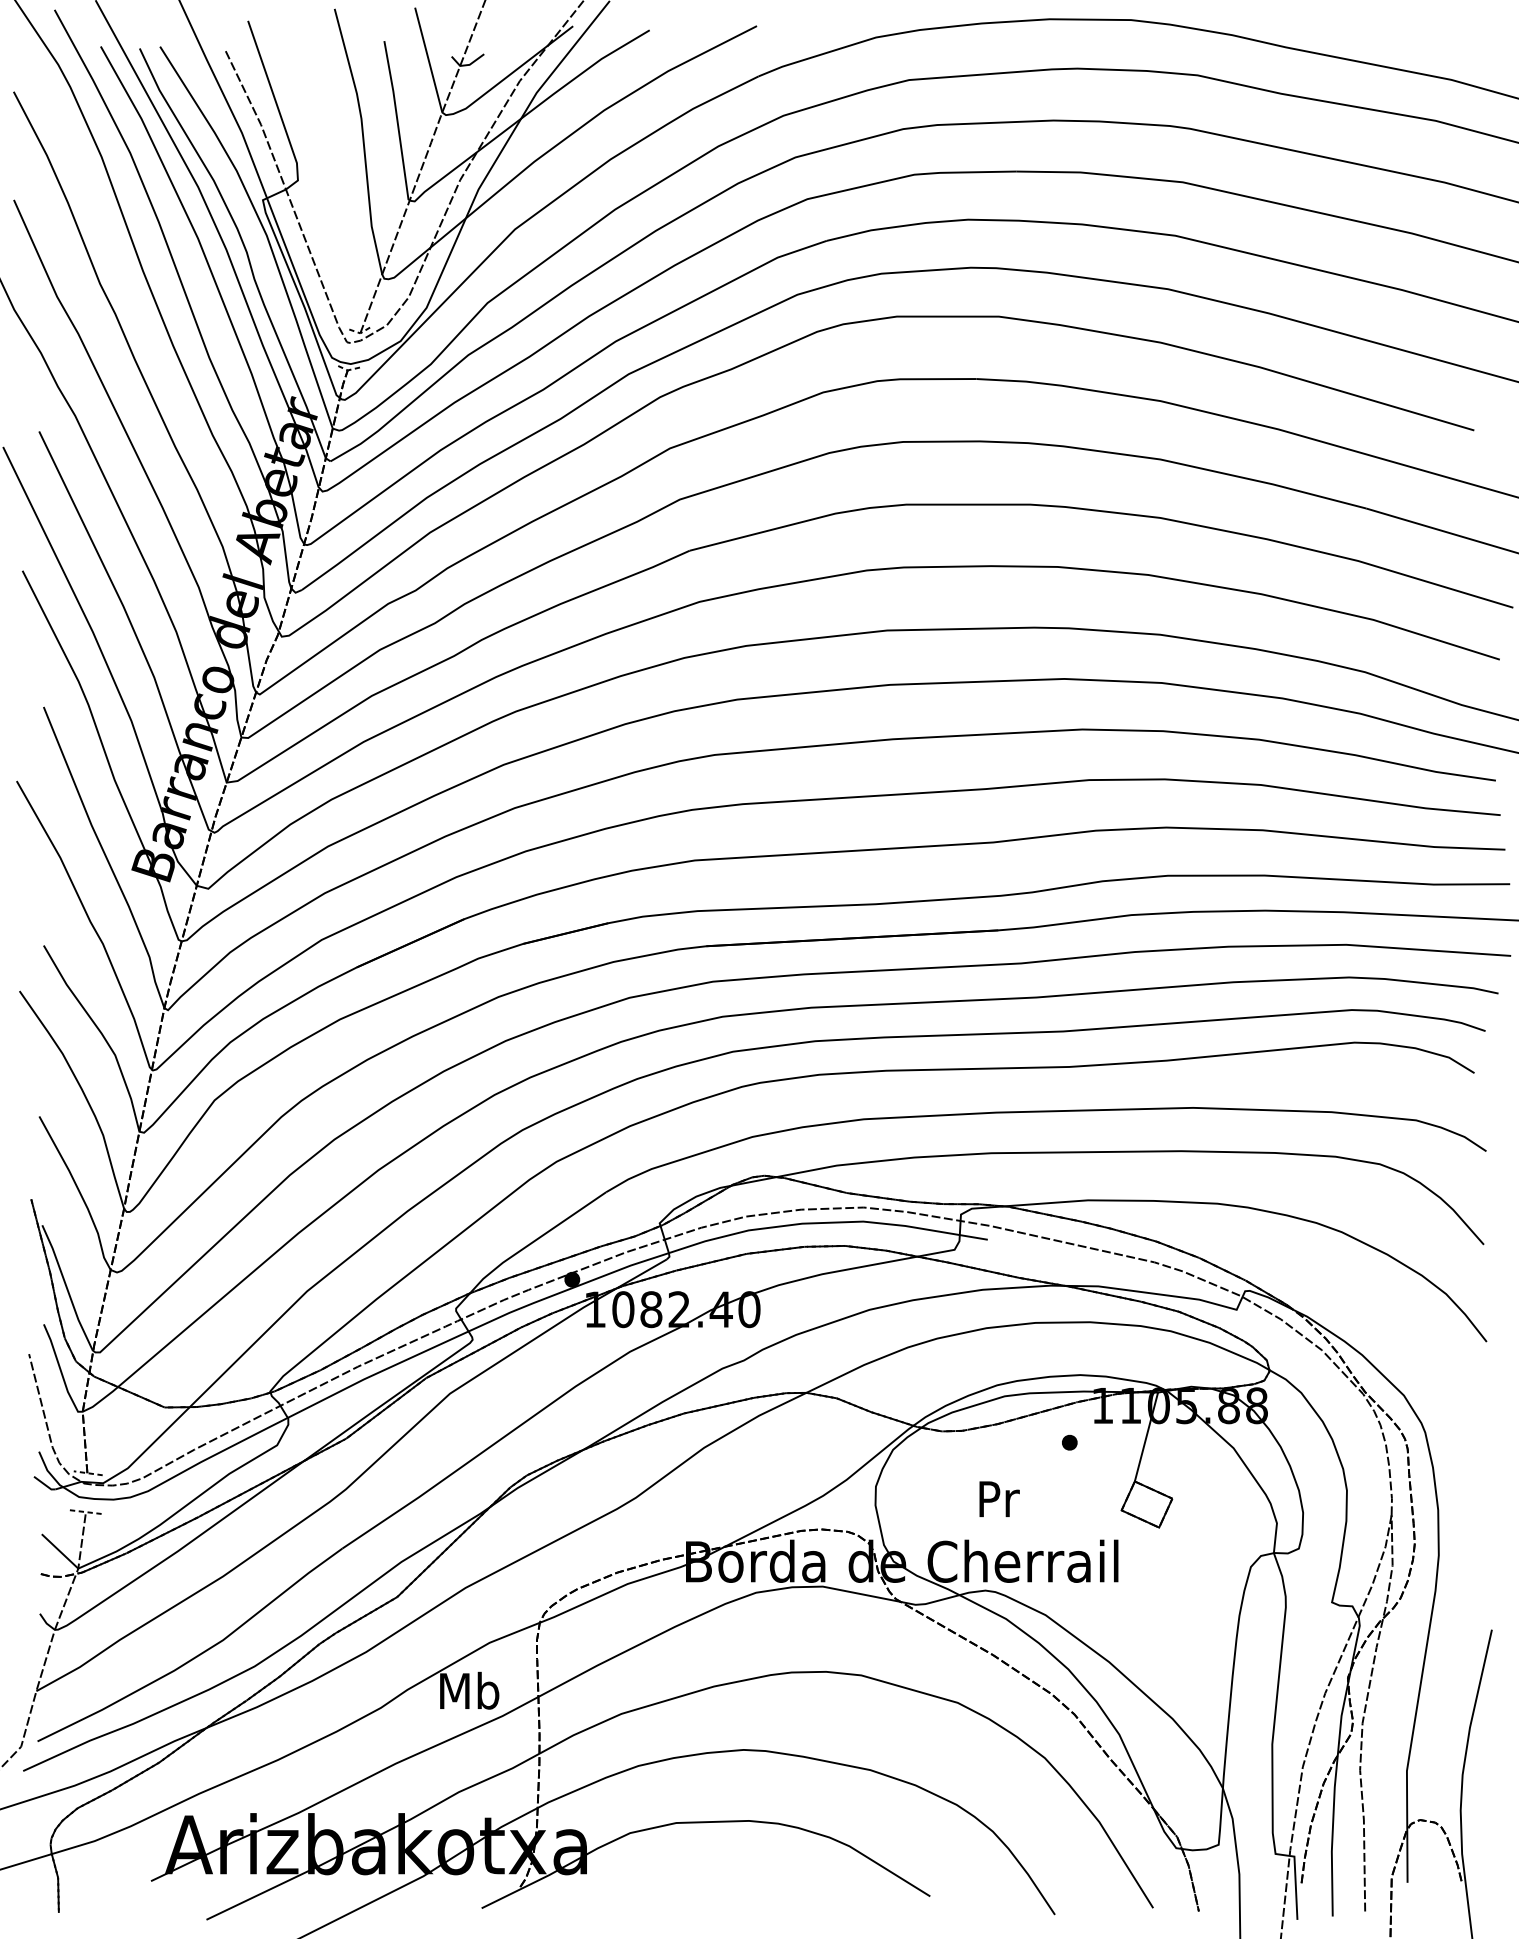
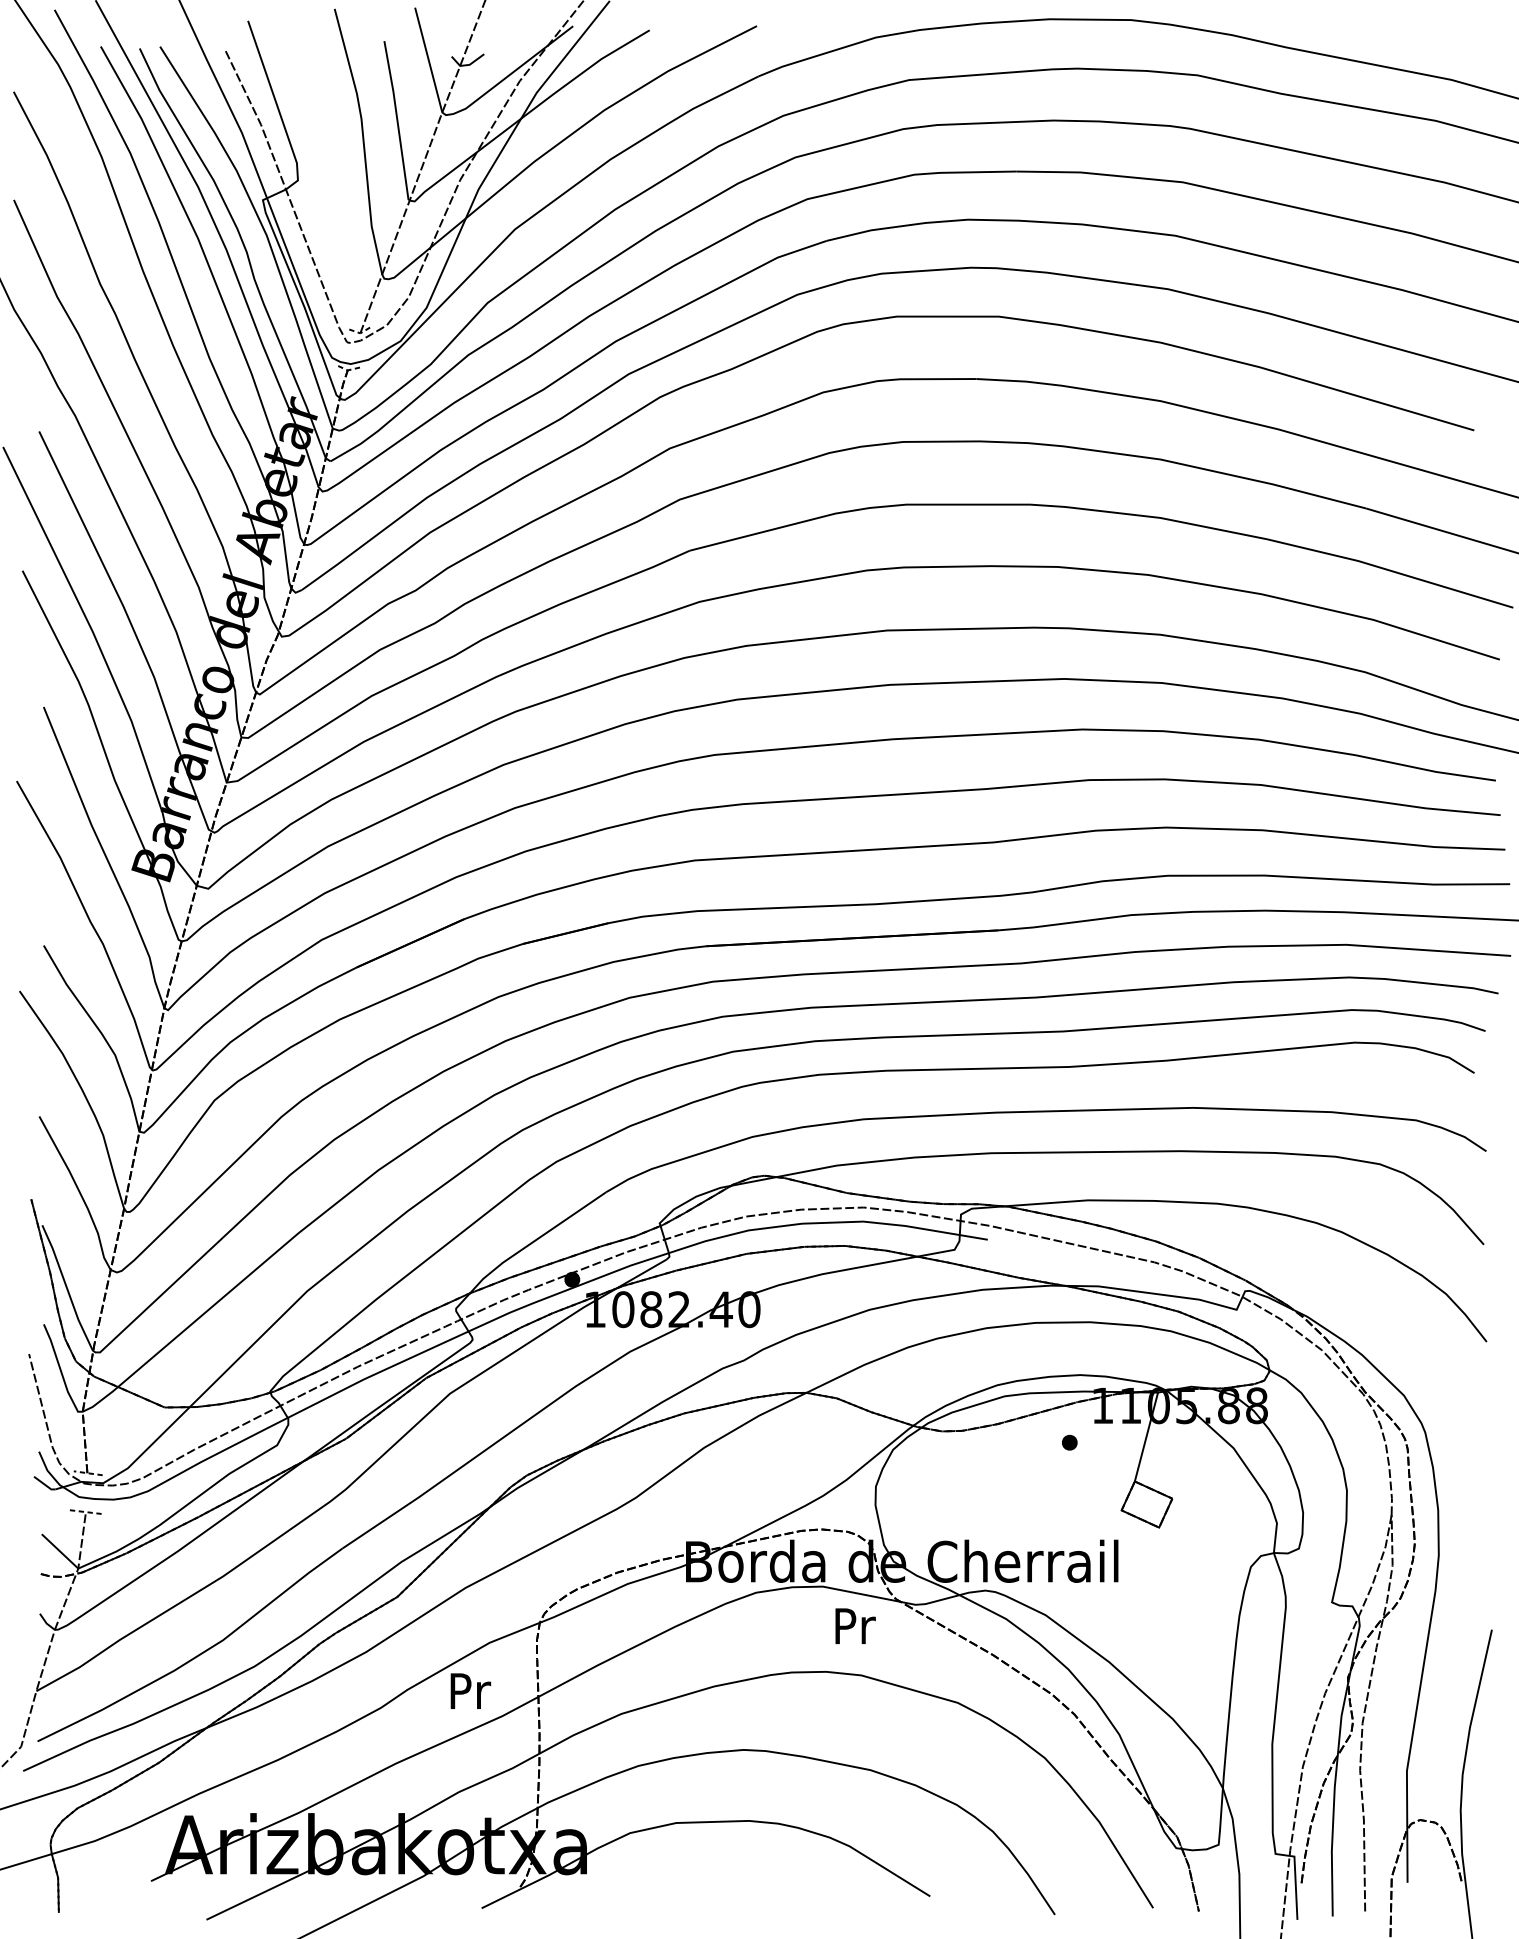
text position: (999, 1498) -> (855, 1625) (855, 1625)
text: Mb -> Pr (469, 1690)
